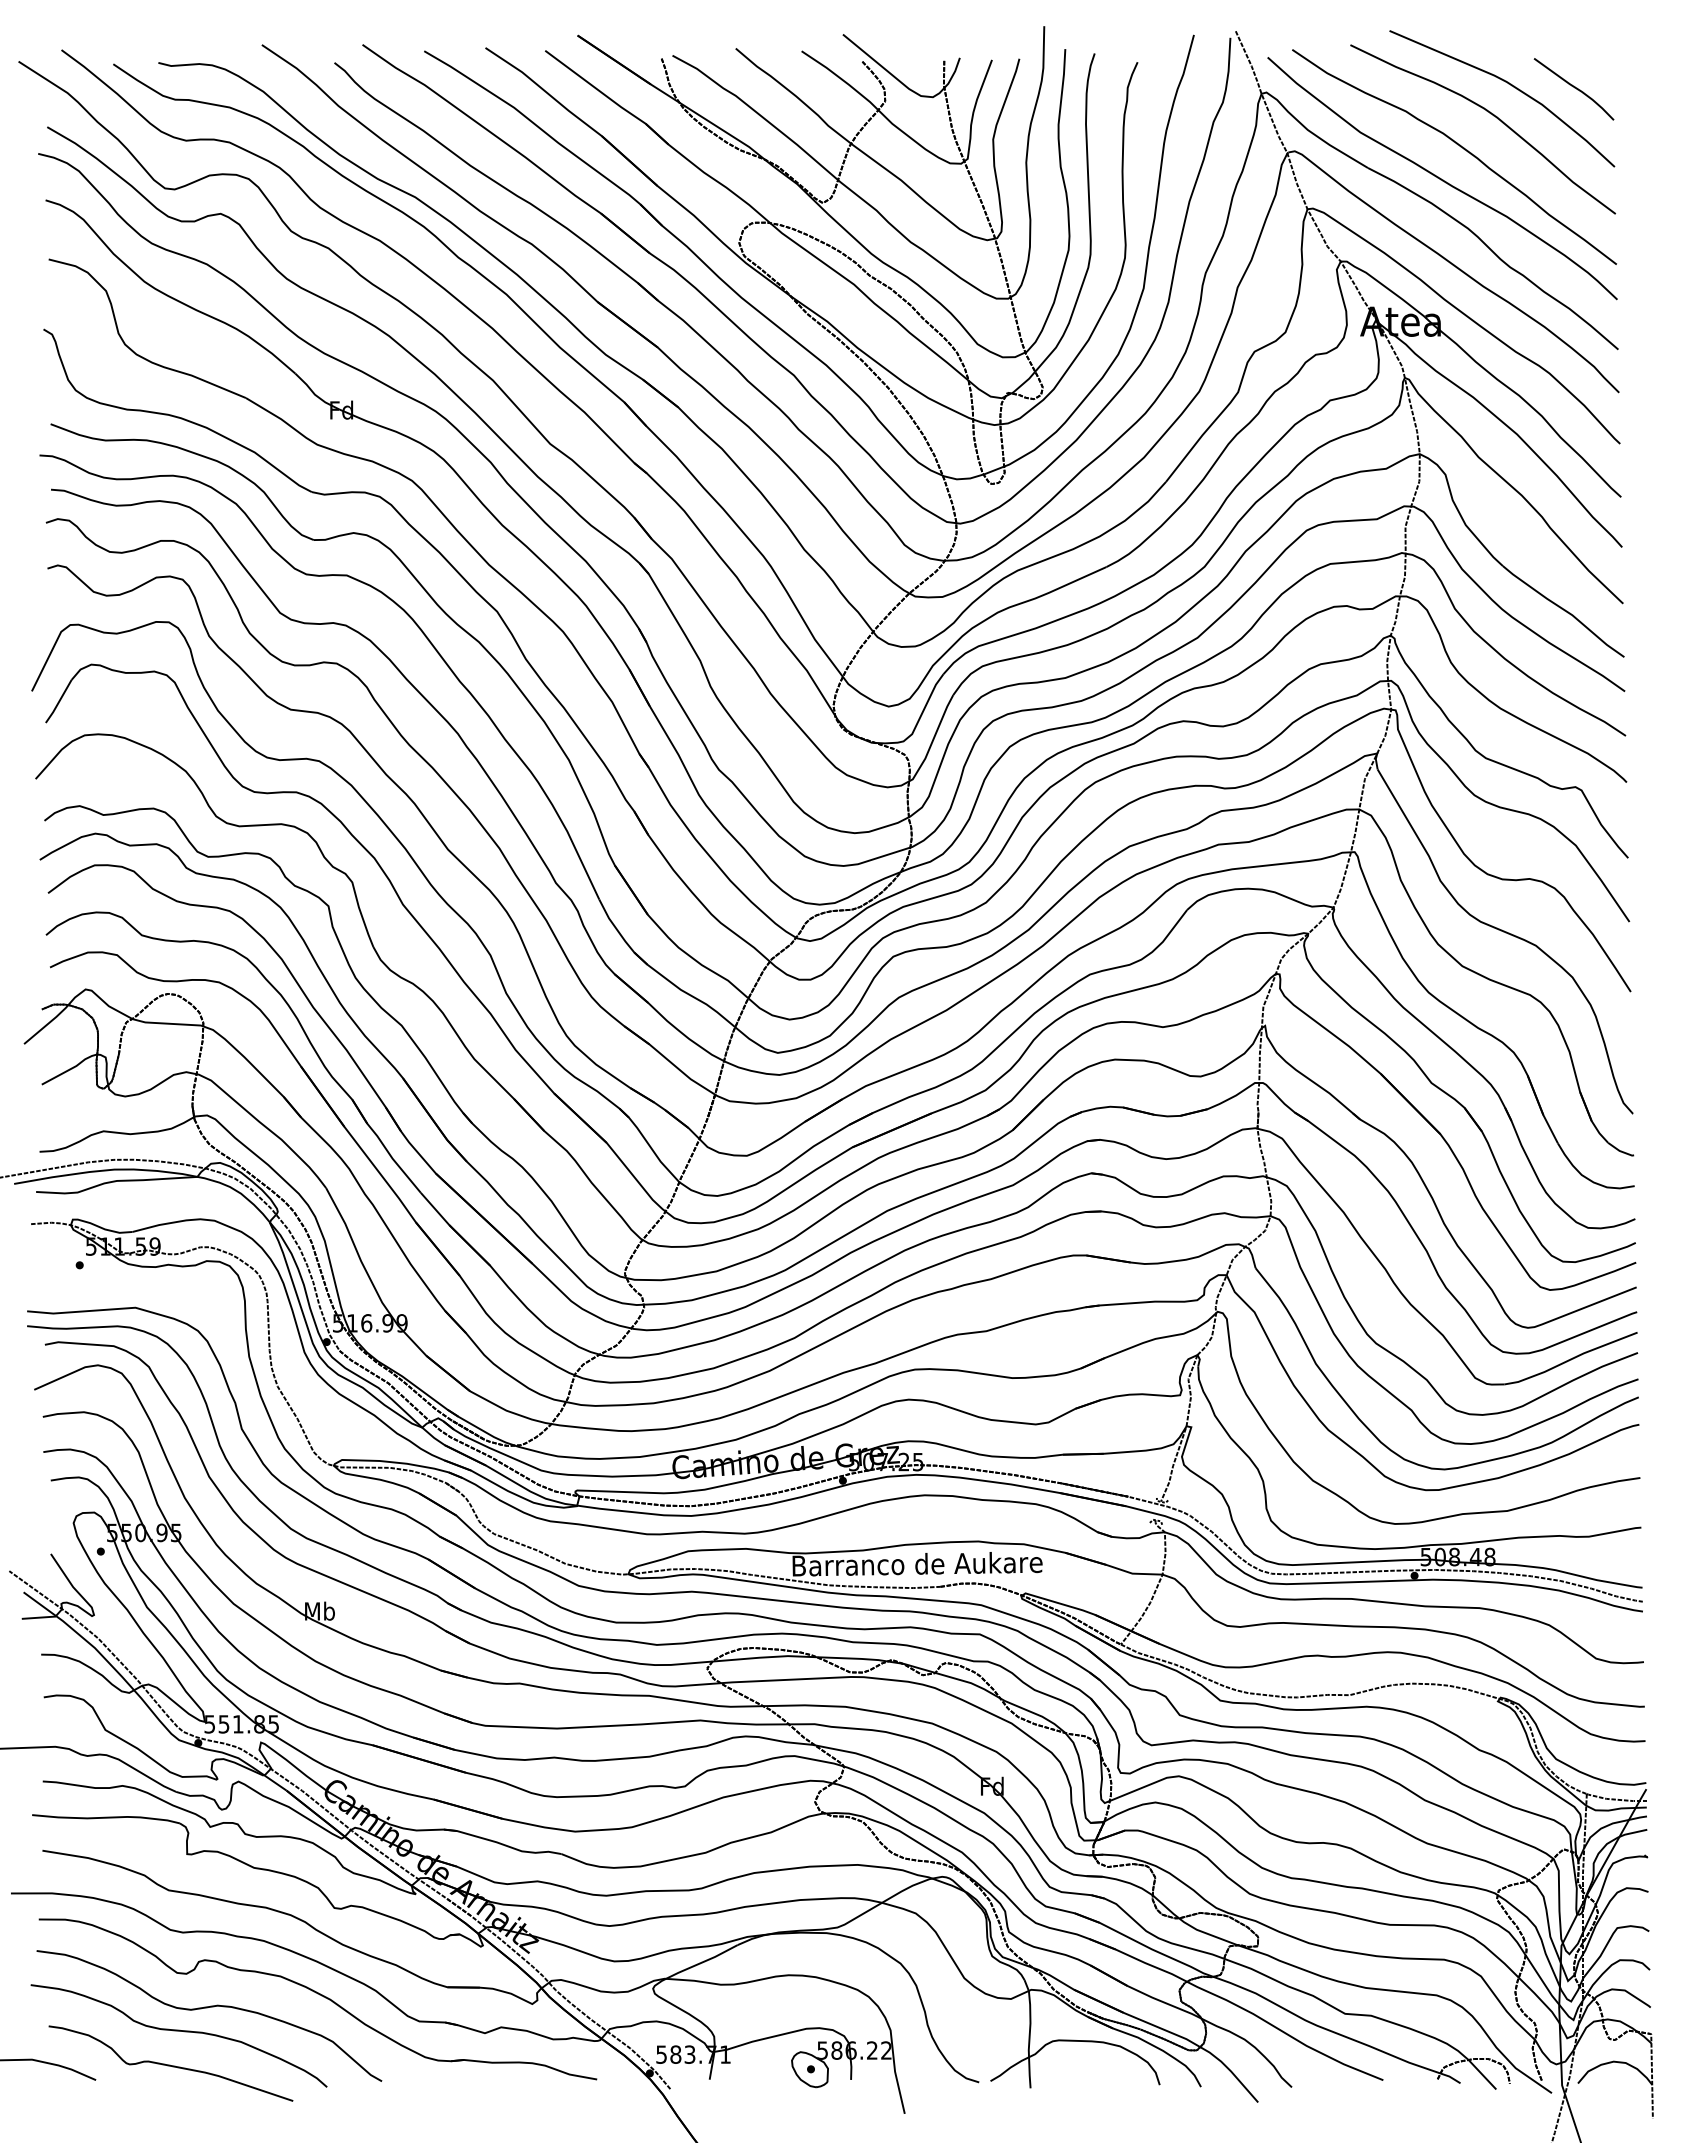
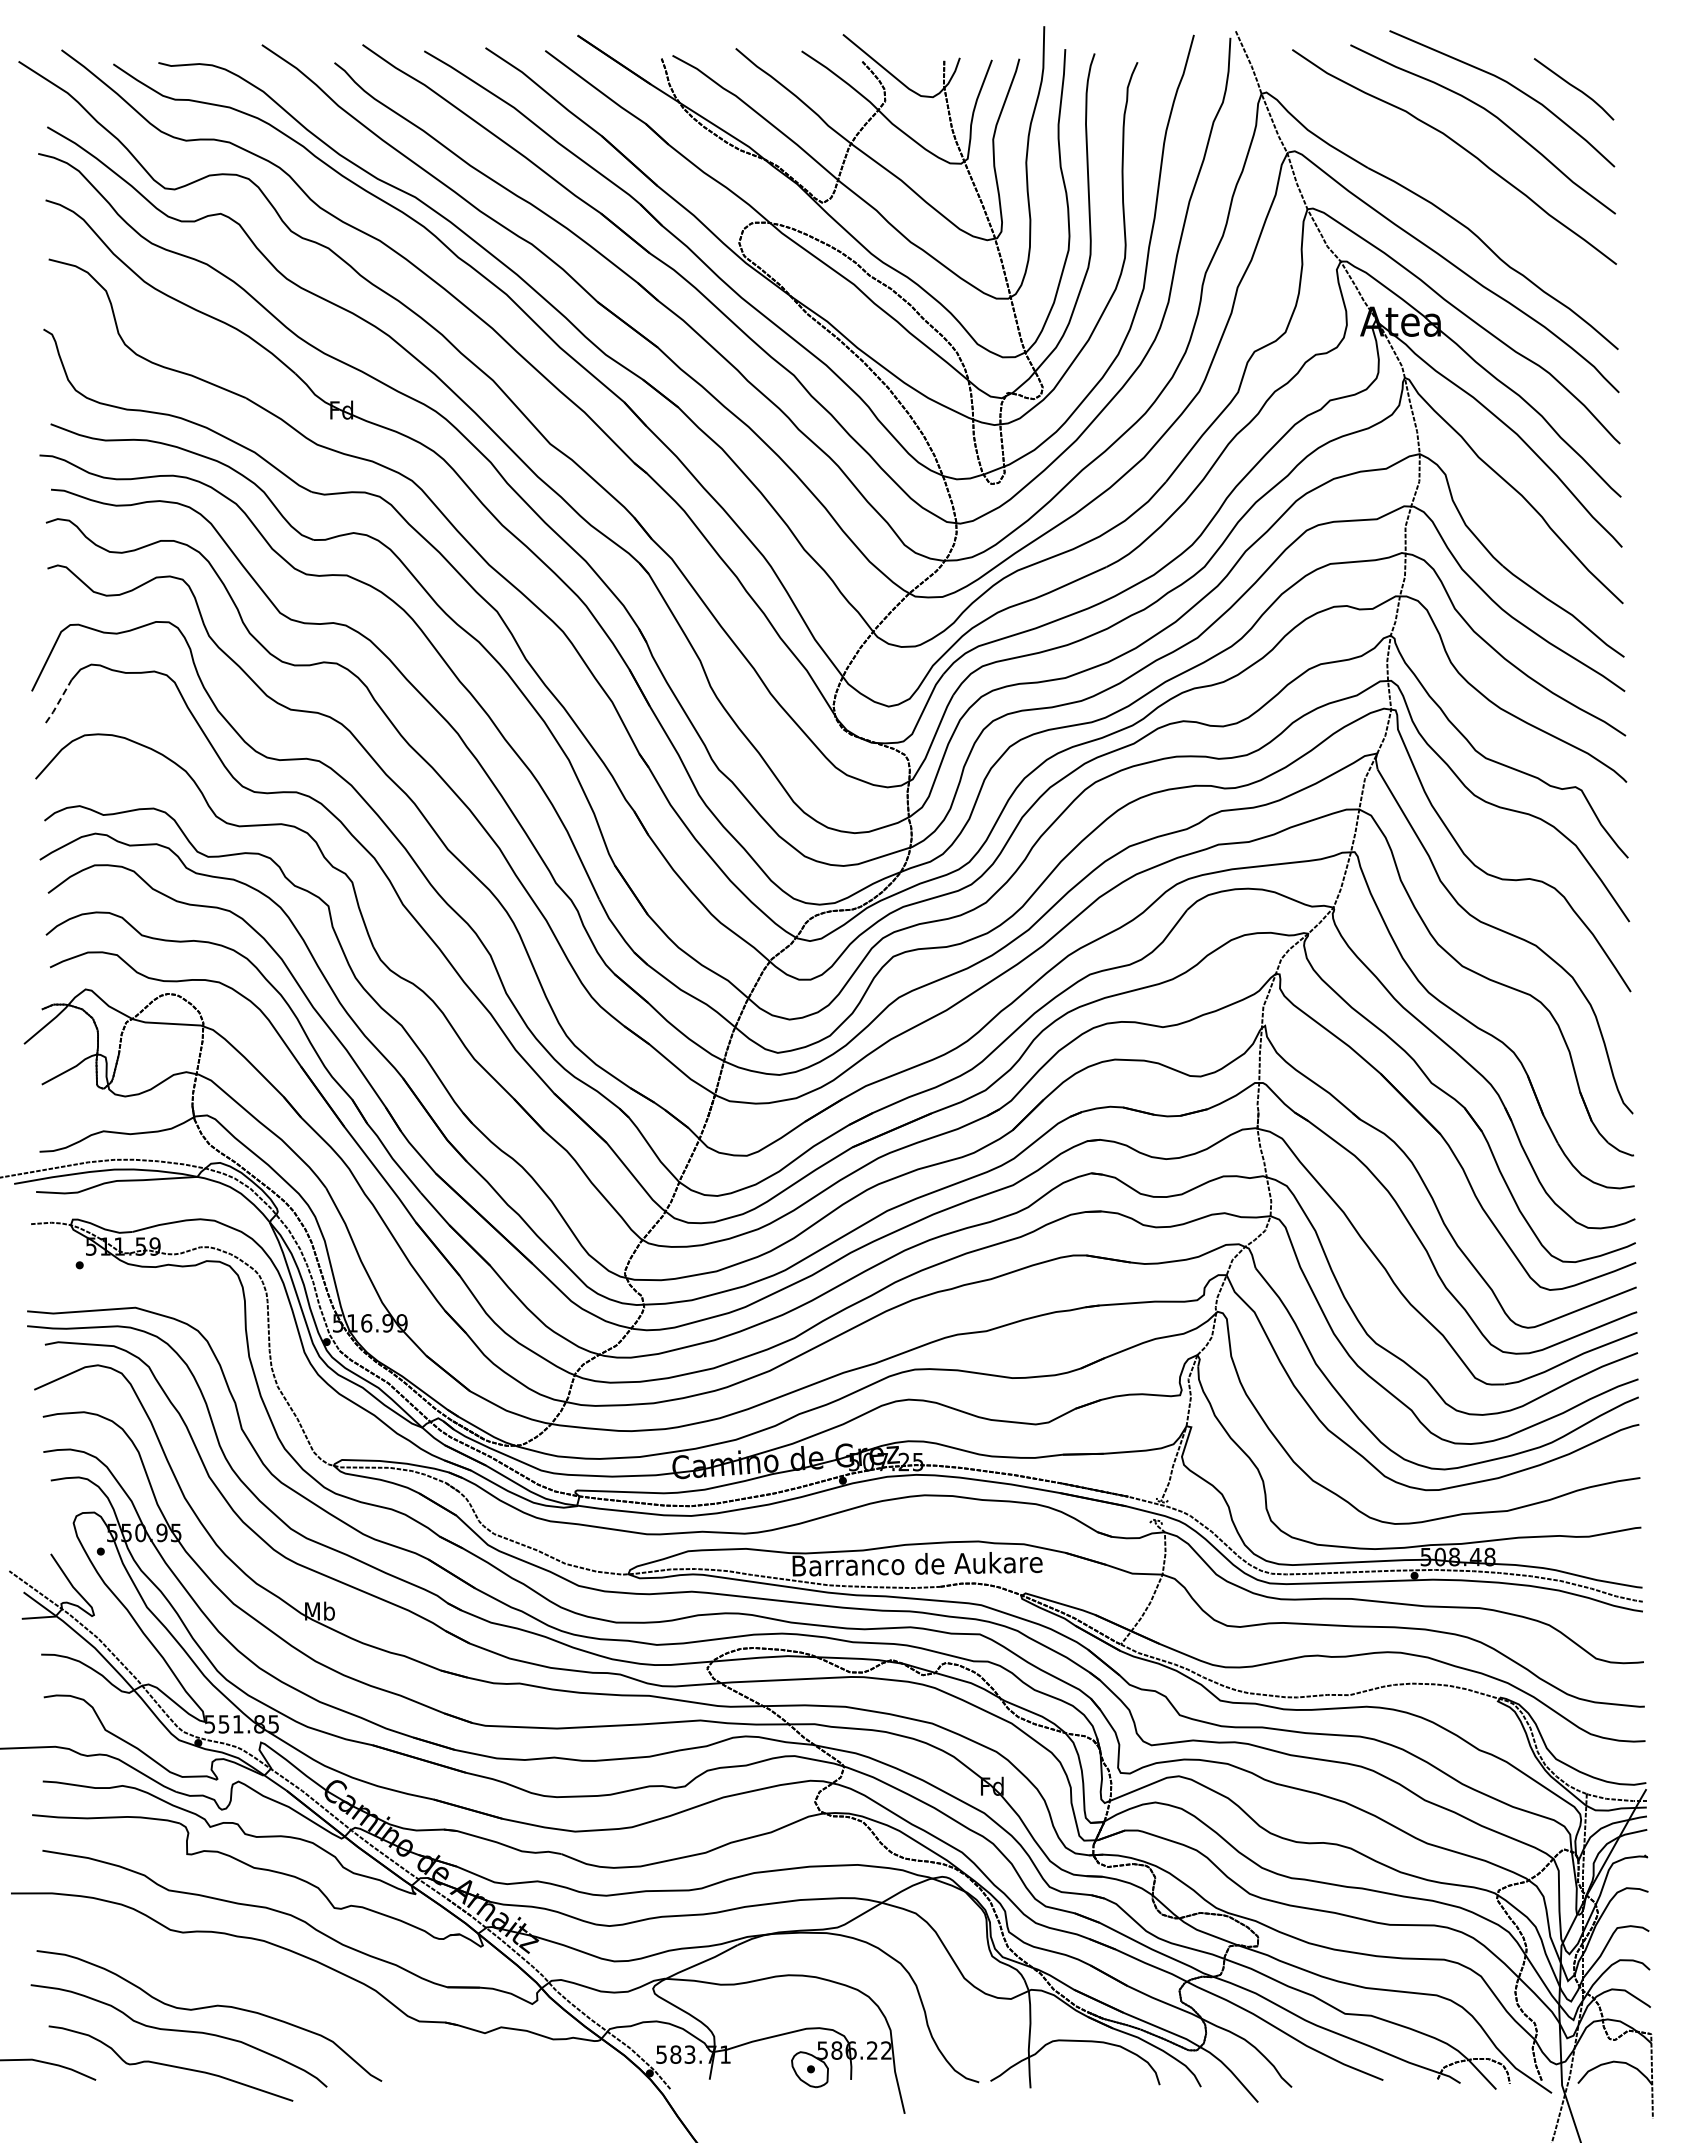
curve: present -> none (1441, 178)
line: solid -> dashed (58, 702)
part: present -> none (317, 1999)
